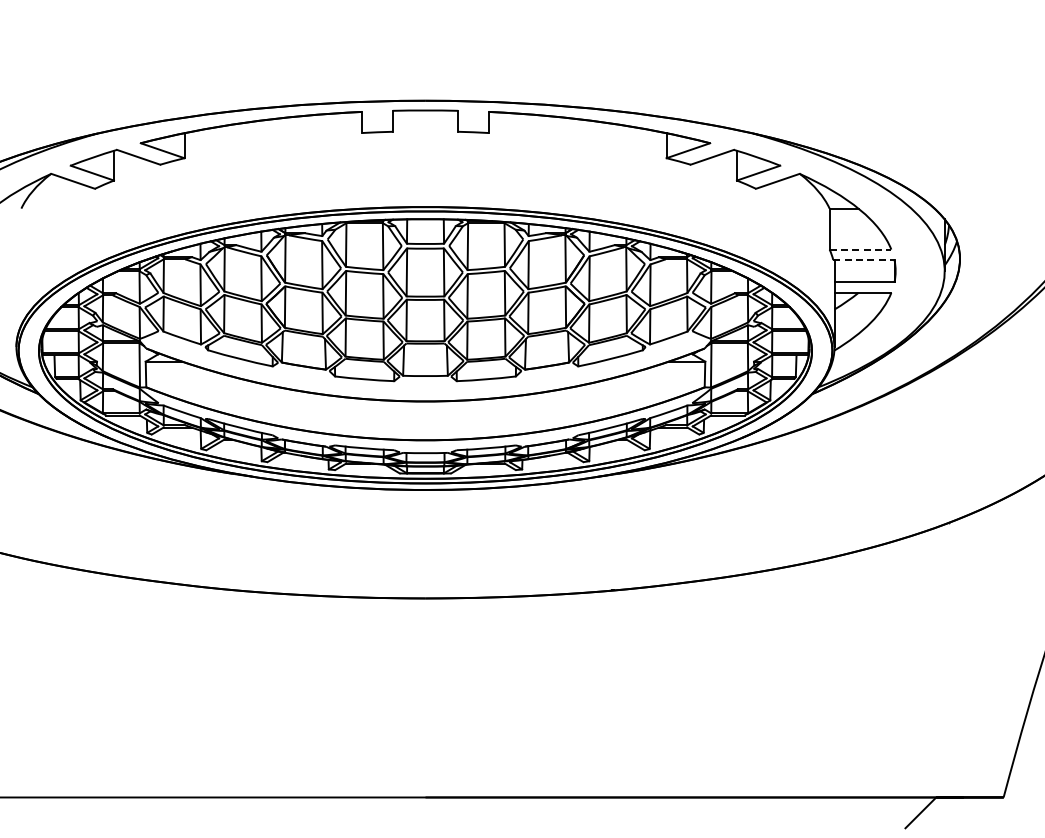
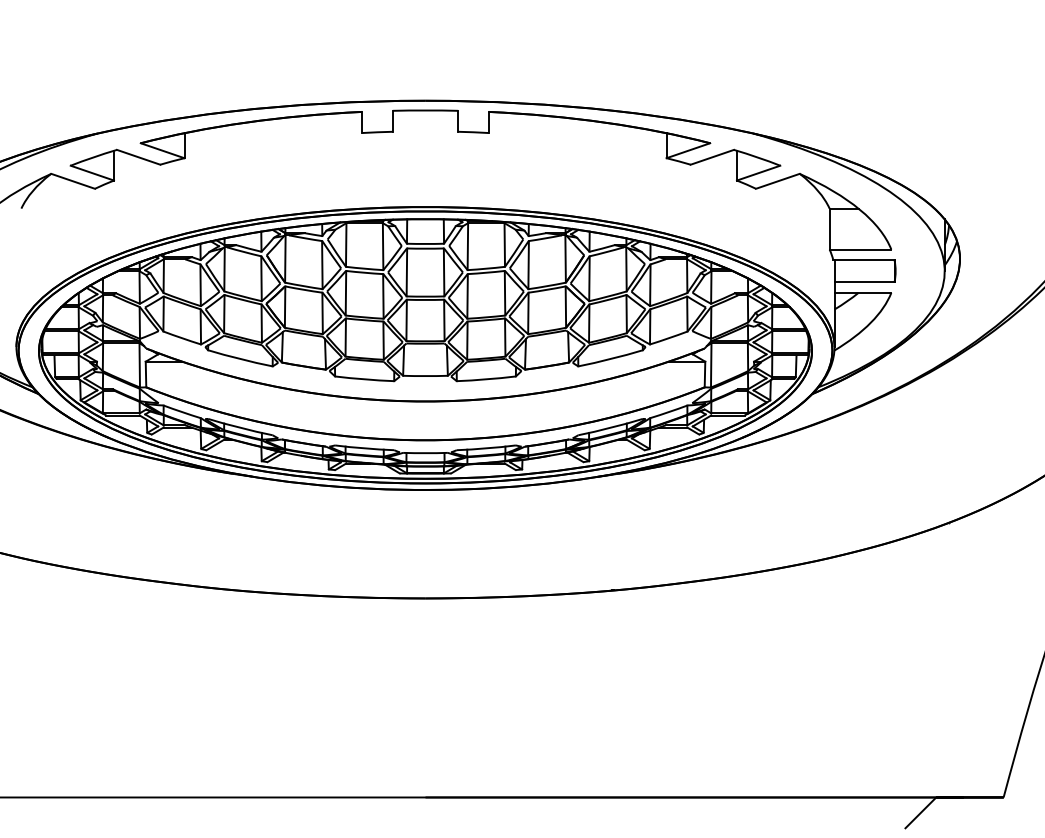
line: dashed -> solid (860, 249)
line: dashed -> solid (863, 260)
